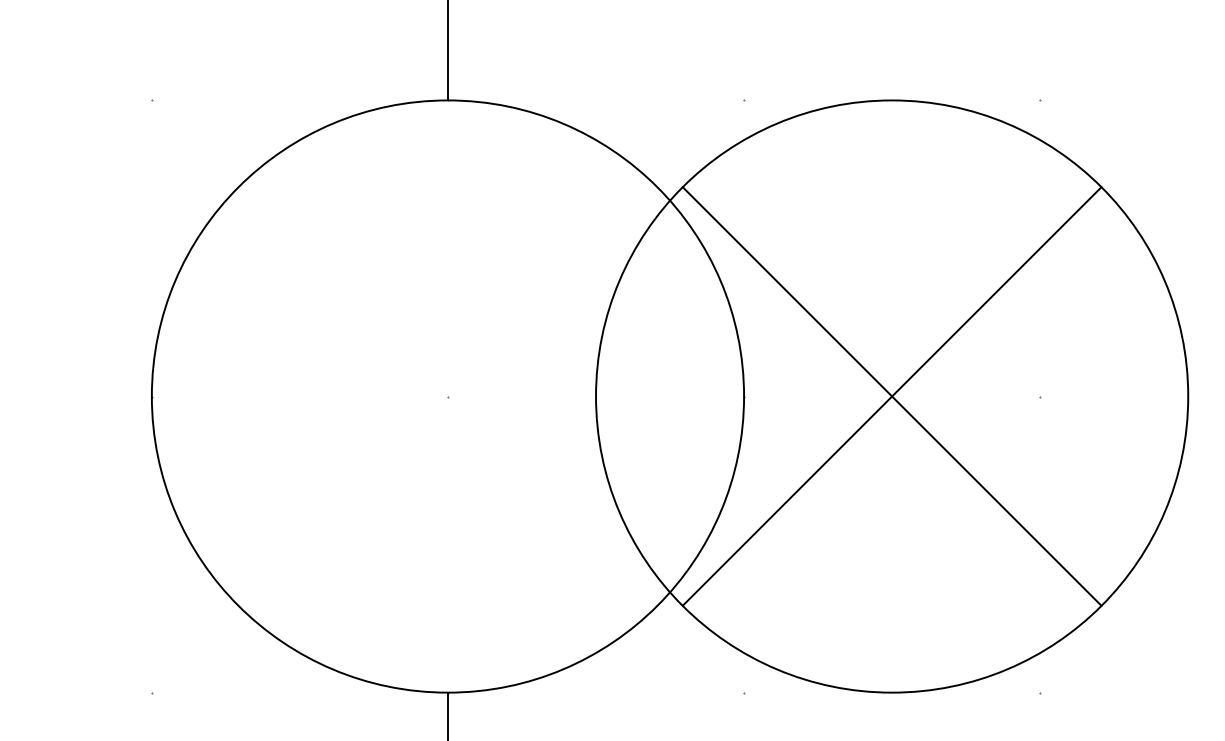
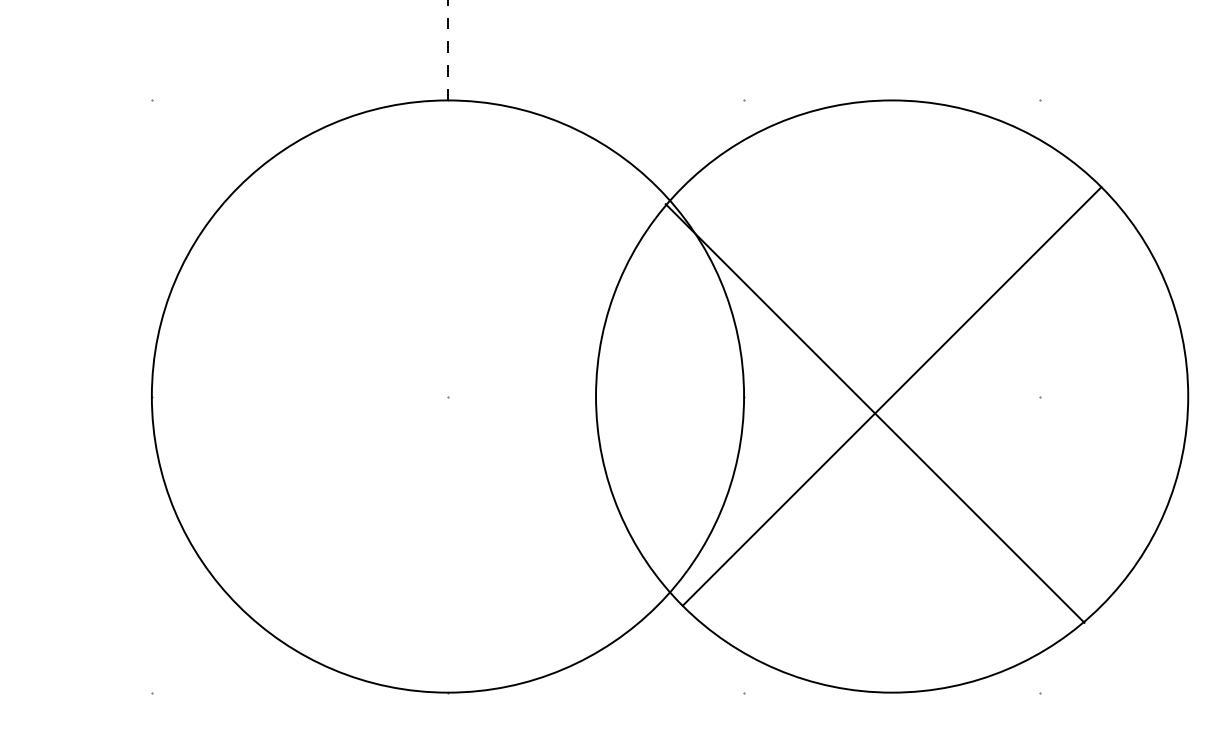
line: solid -> dashed (447, 50)
line position: (891, 396) -> (874, 413) (874, 413)
line: present -> none (447, 714)
